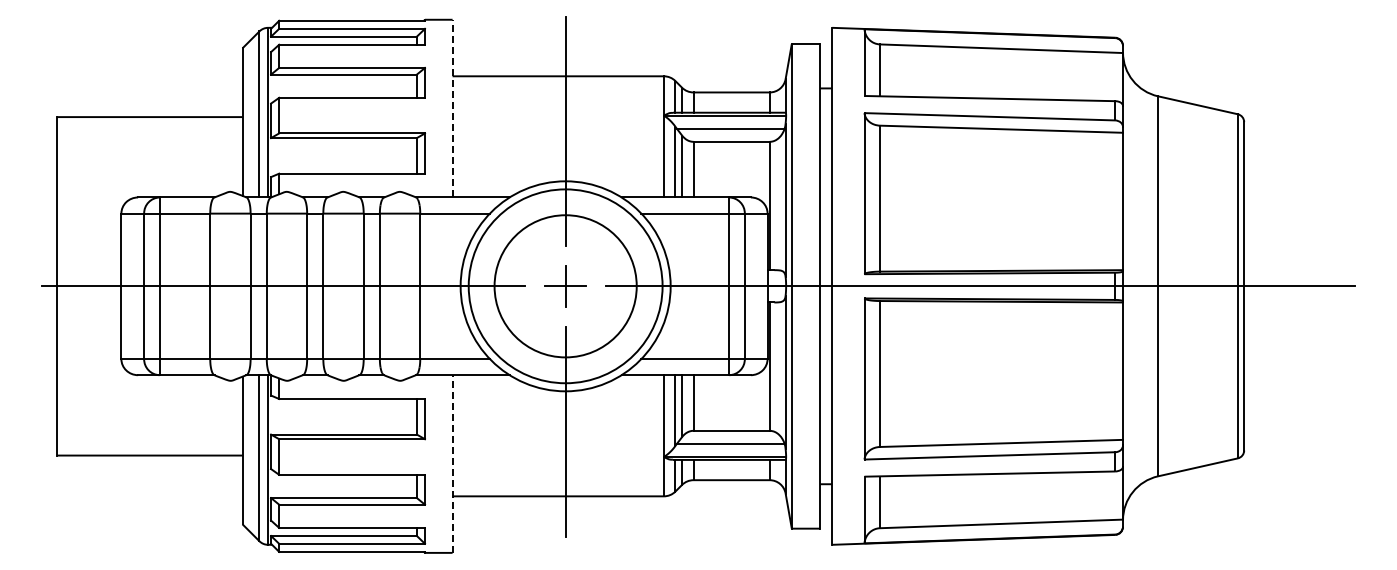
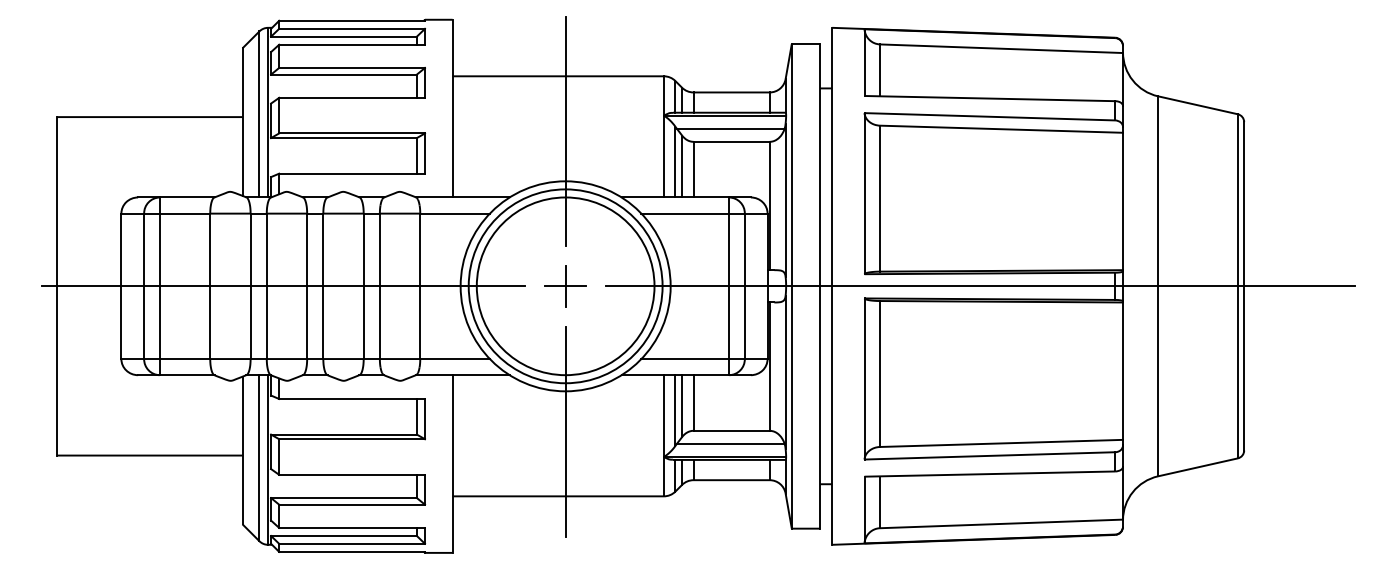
line: dashed -> solid (452, 108)
circle diameter: 142 px -> 178 px (565, 286)
line: dashed -> solid (452, 464)
